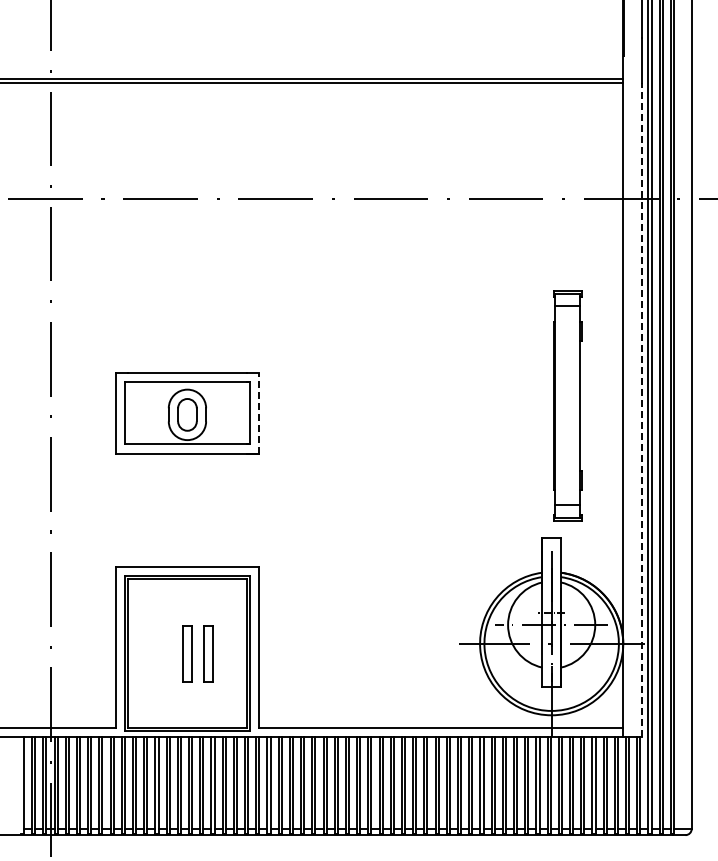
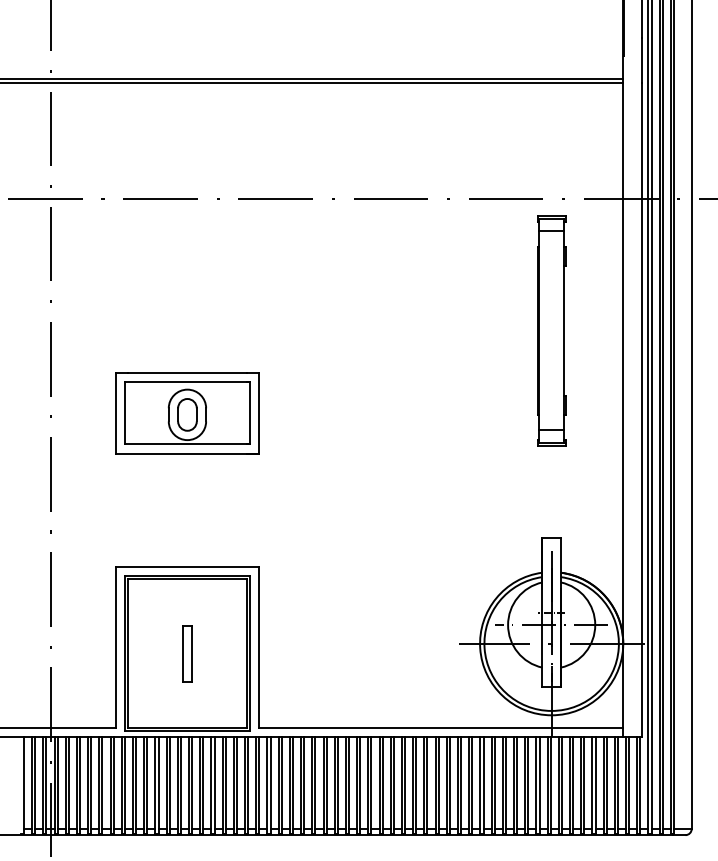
part position: (567, 405) -> (551, 330) (551, 330)
line: dashed -> solid (641, 410)
line: dashed -> solid (259, 412)
part: present -> none (208, 653)
